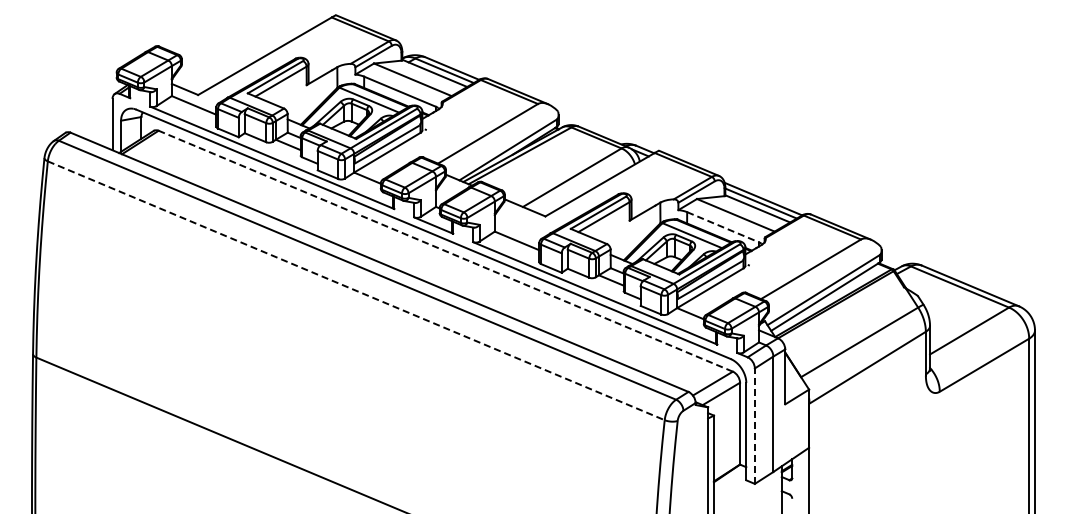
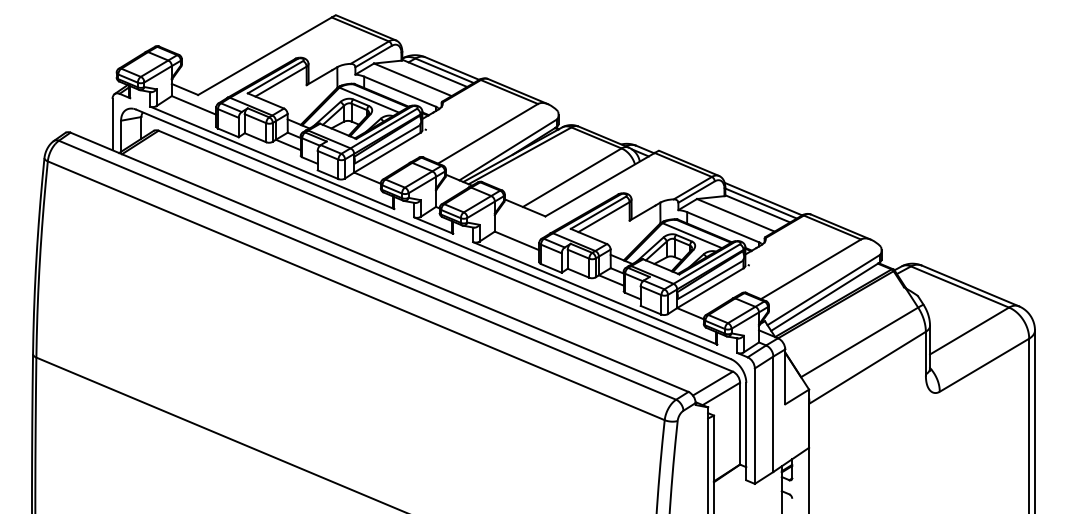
line: dashed -> solid (723, 227)
line: dashed -> solid (445, 251)
line: dashed -> solid (356, 290)
line: dashed -> solid (754, 426)
